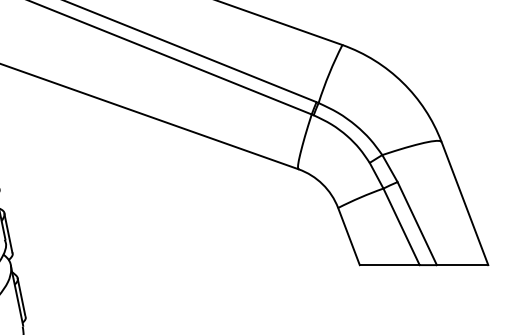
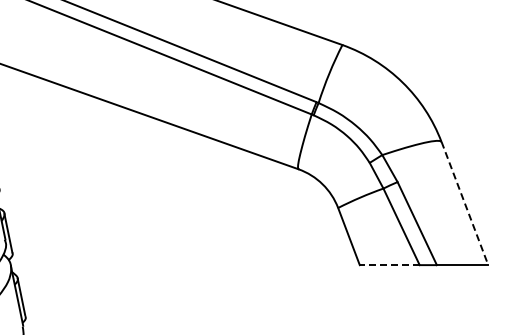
line: solid -> dashed (464, 203)
line: solid -> dashed (389, 265)
